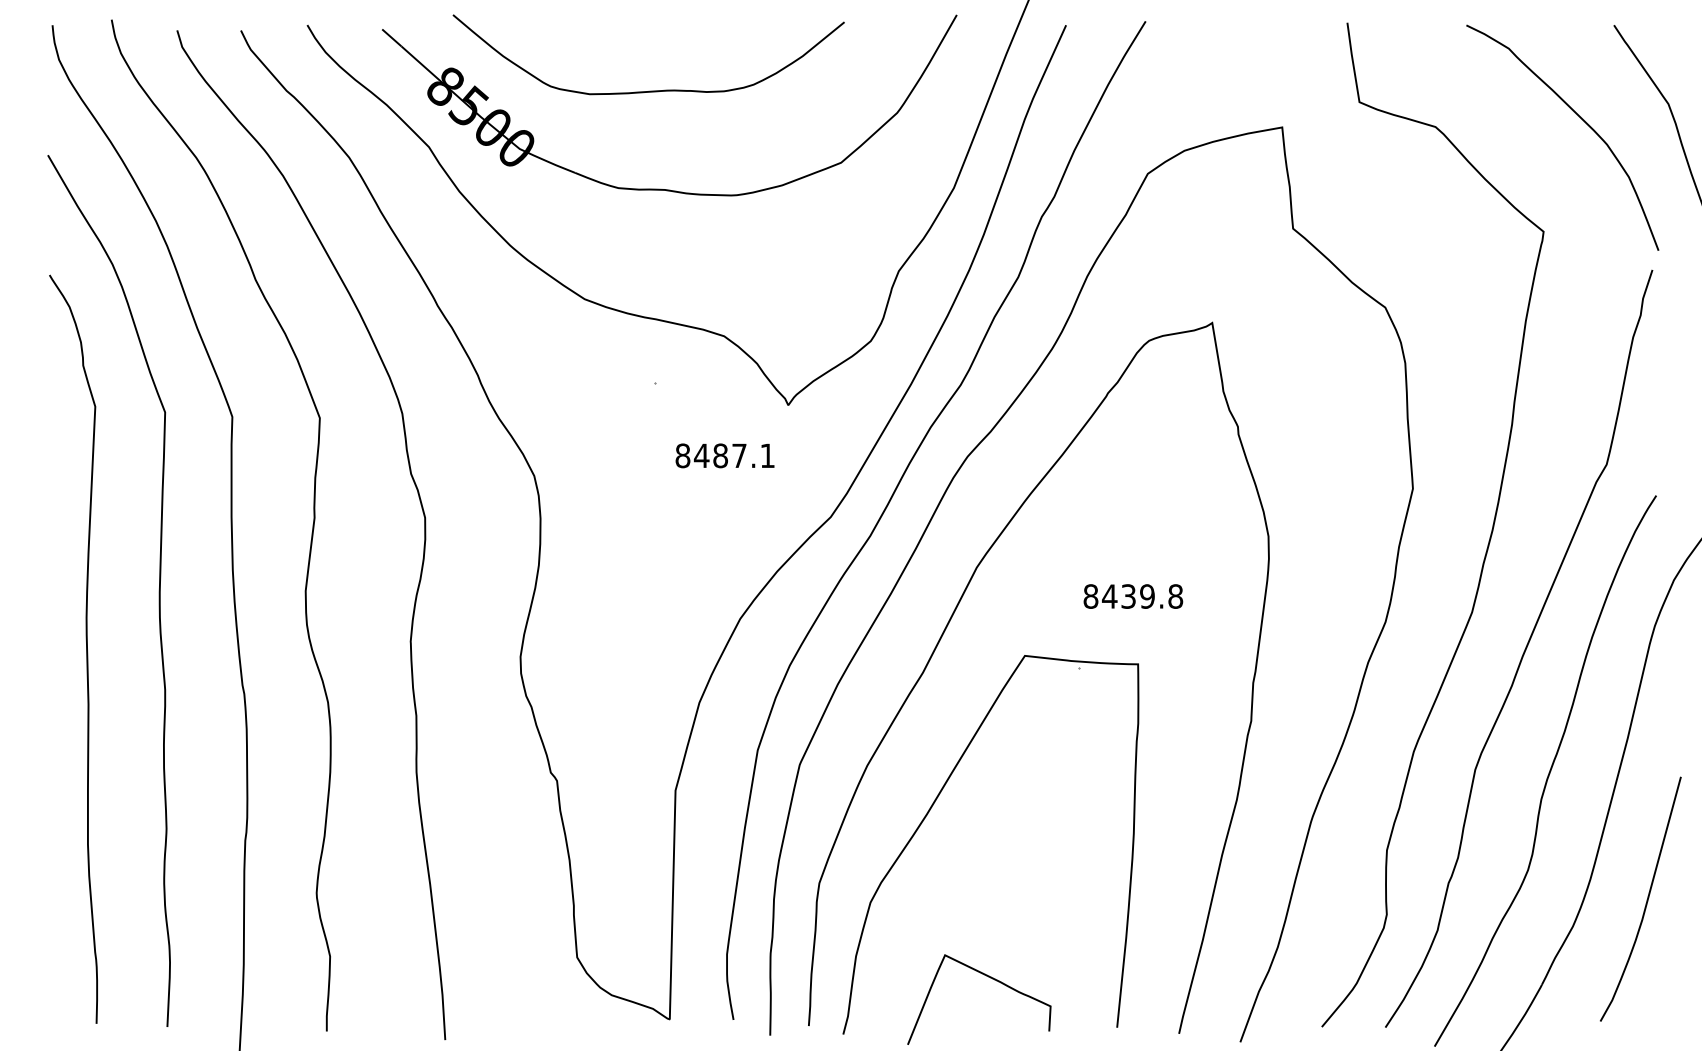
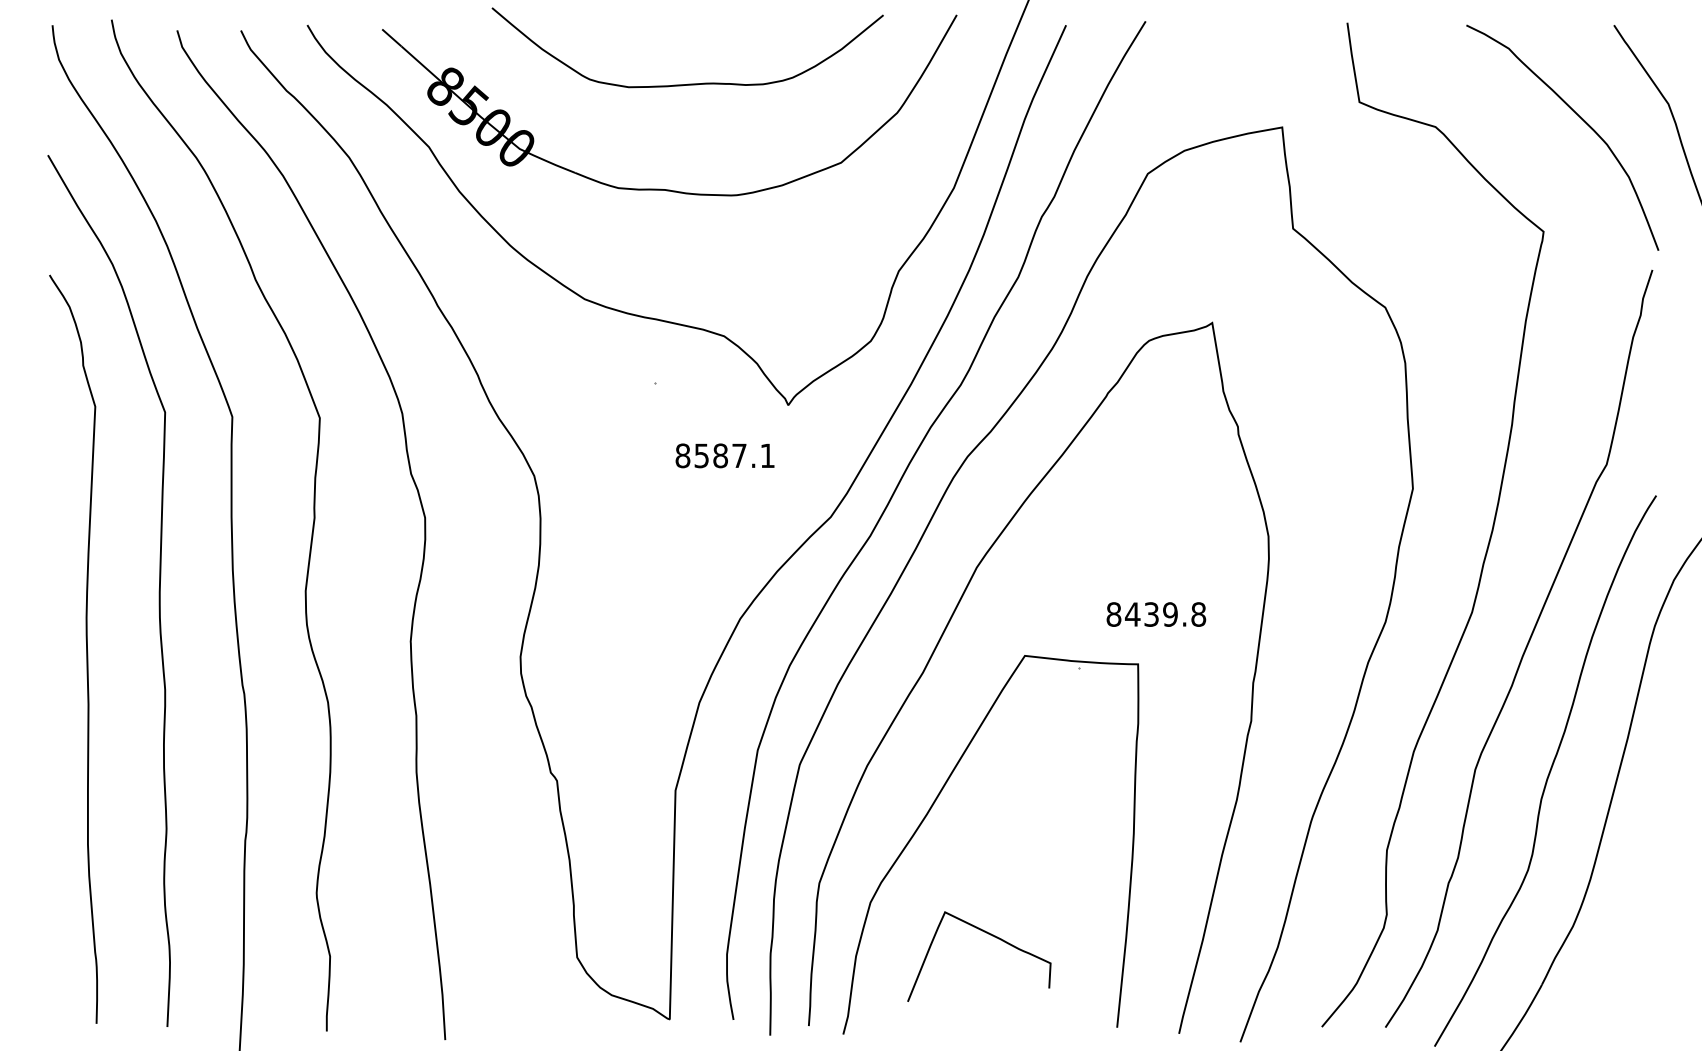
curve position: (649, 90) -> (688, 83) (688, 83)
text: 8487.1 -> 8587.1 (701, 455)
text position: (1133, 596) -> (1156, 614) (1156, 614)
curve: present -> none (1646, 899)
curve position: (990, 978) -> (990, 935) (990, 935)
